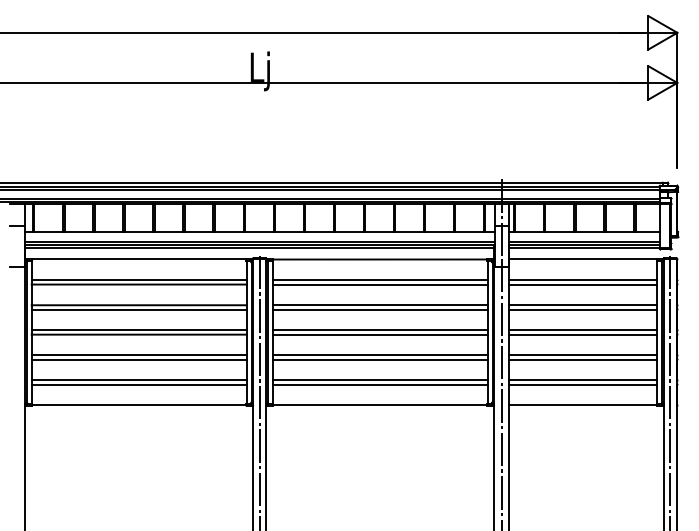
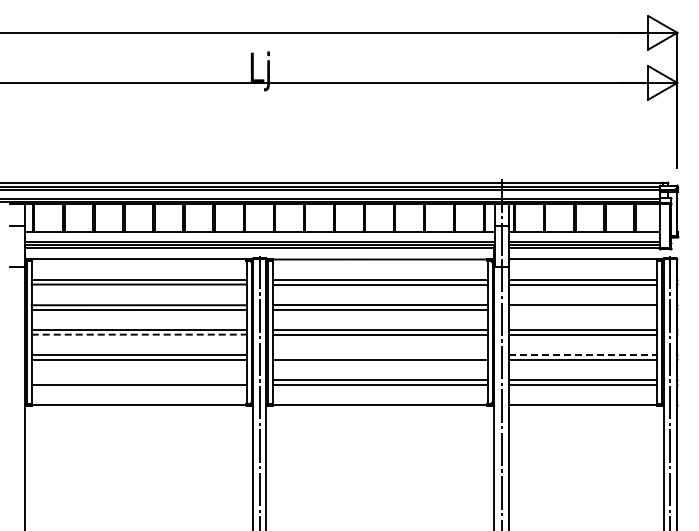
line: present -> none (583, 309)
line: solid -> dashed (139, 334)
line: present -> none (379, 355)
line: solid -> dashed (583, 355)
line: present -> none (138, 380)
